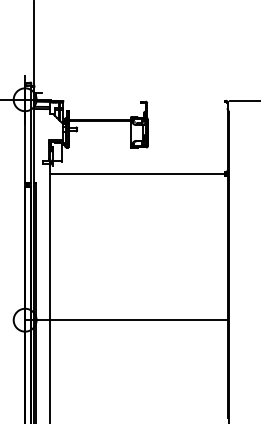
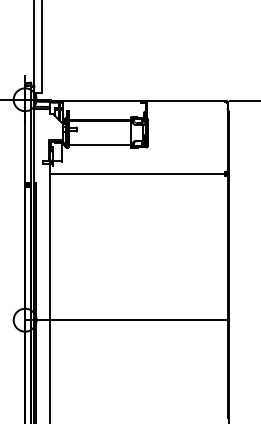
line: none -> present (41, 47)
line: none -> present (142, 100)
line: none -> present (99, 144)
